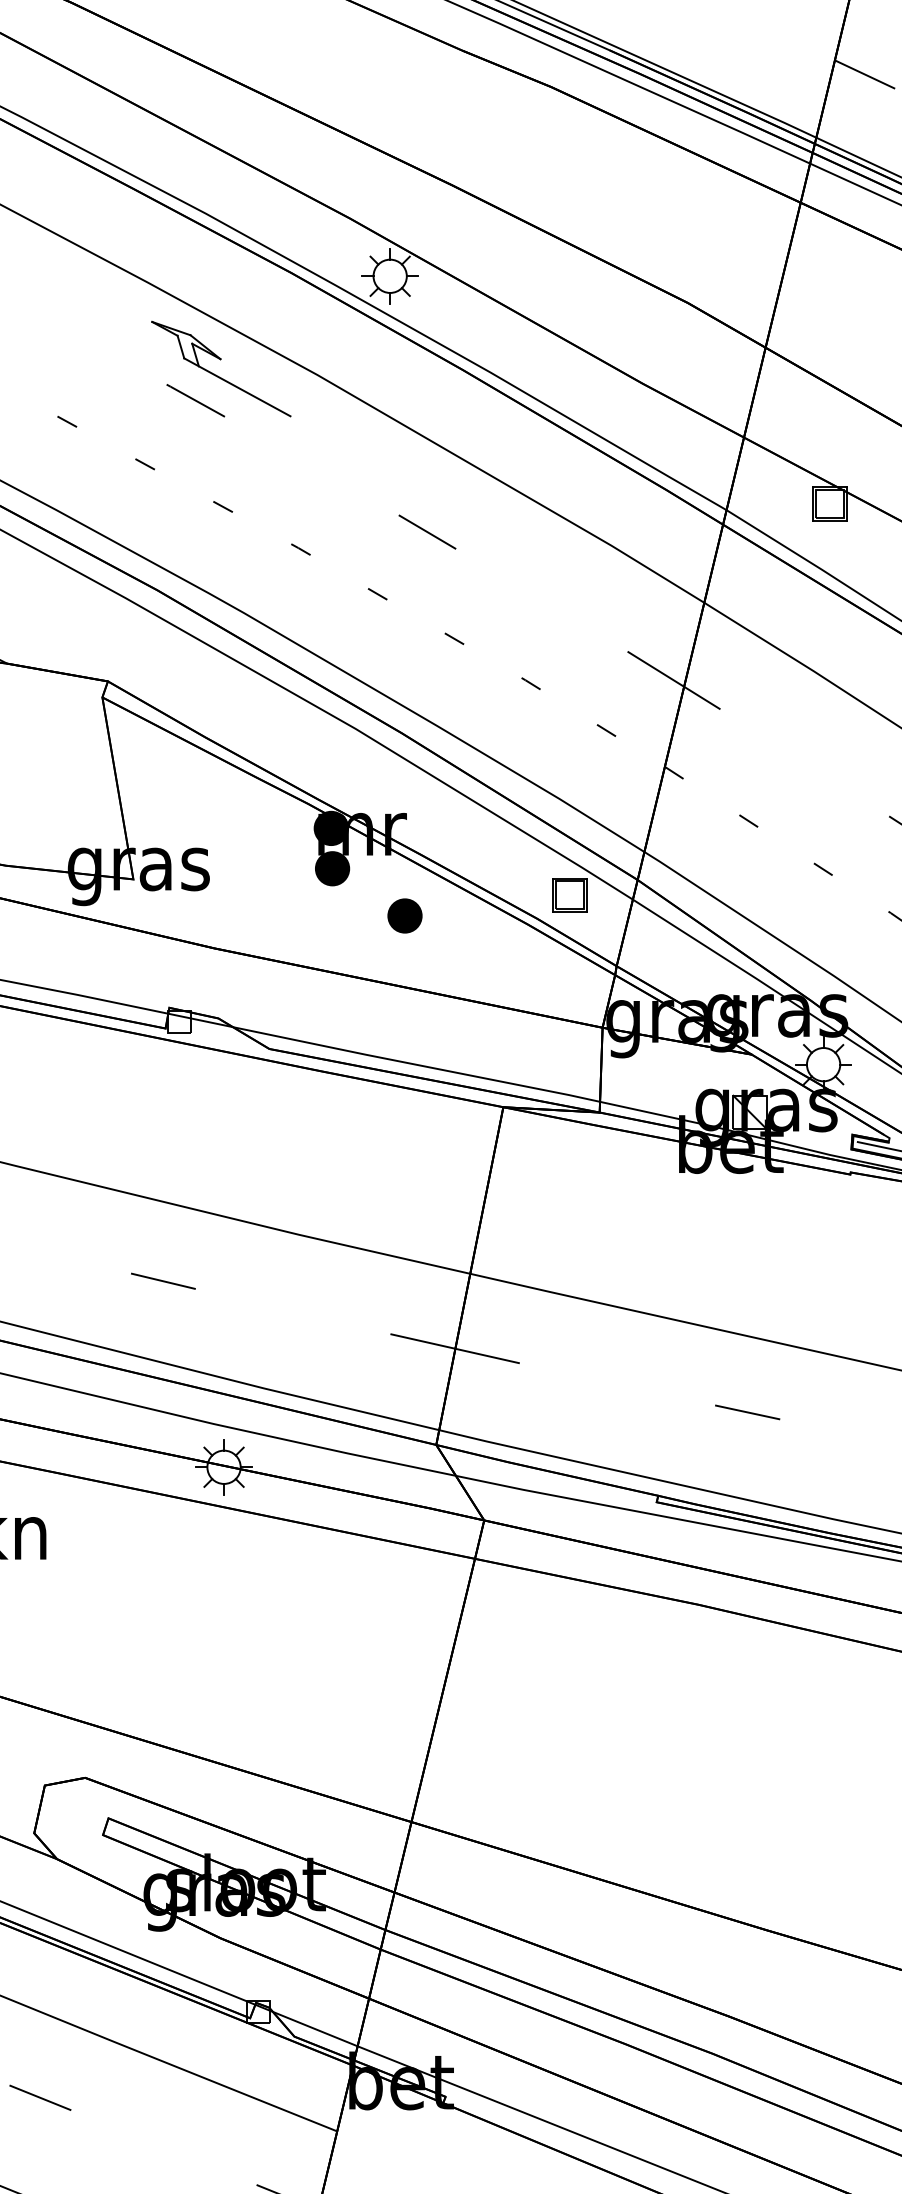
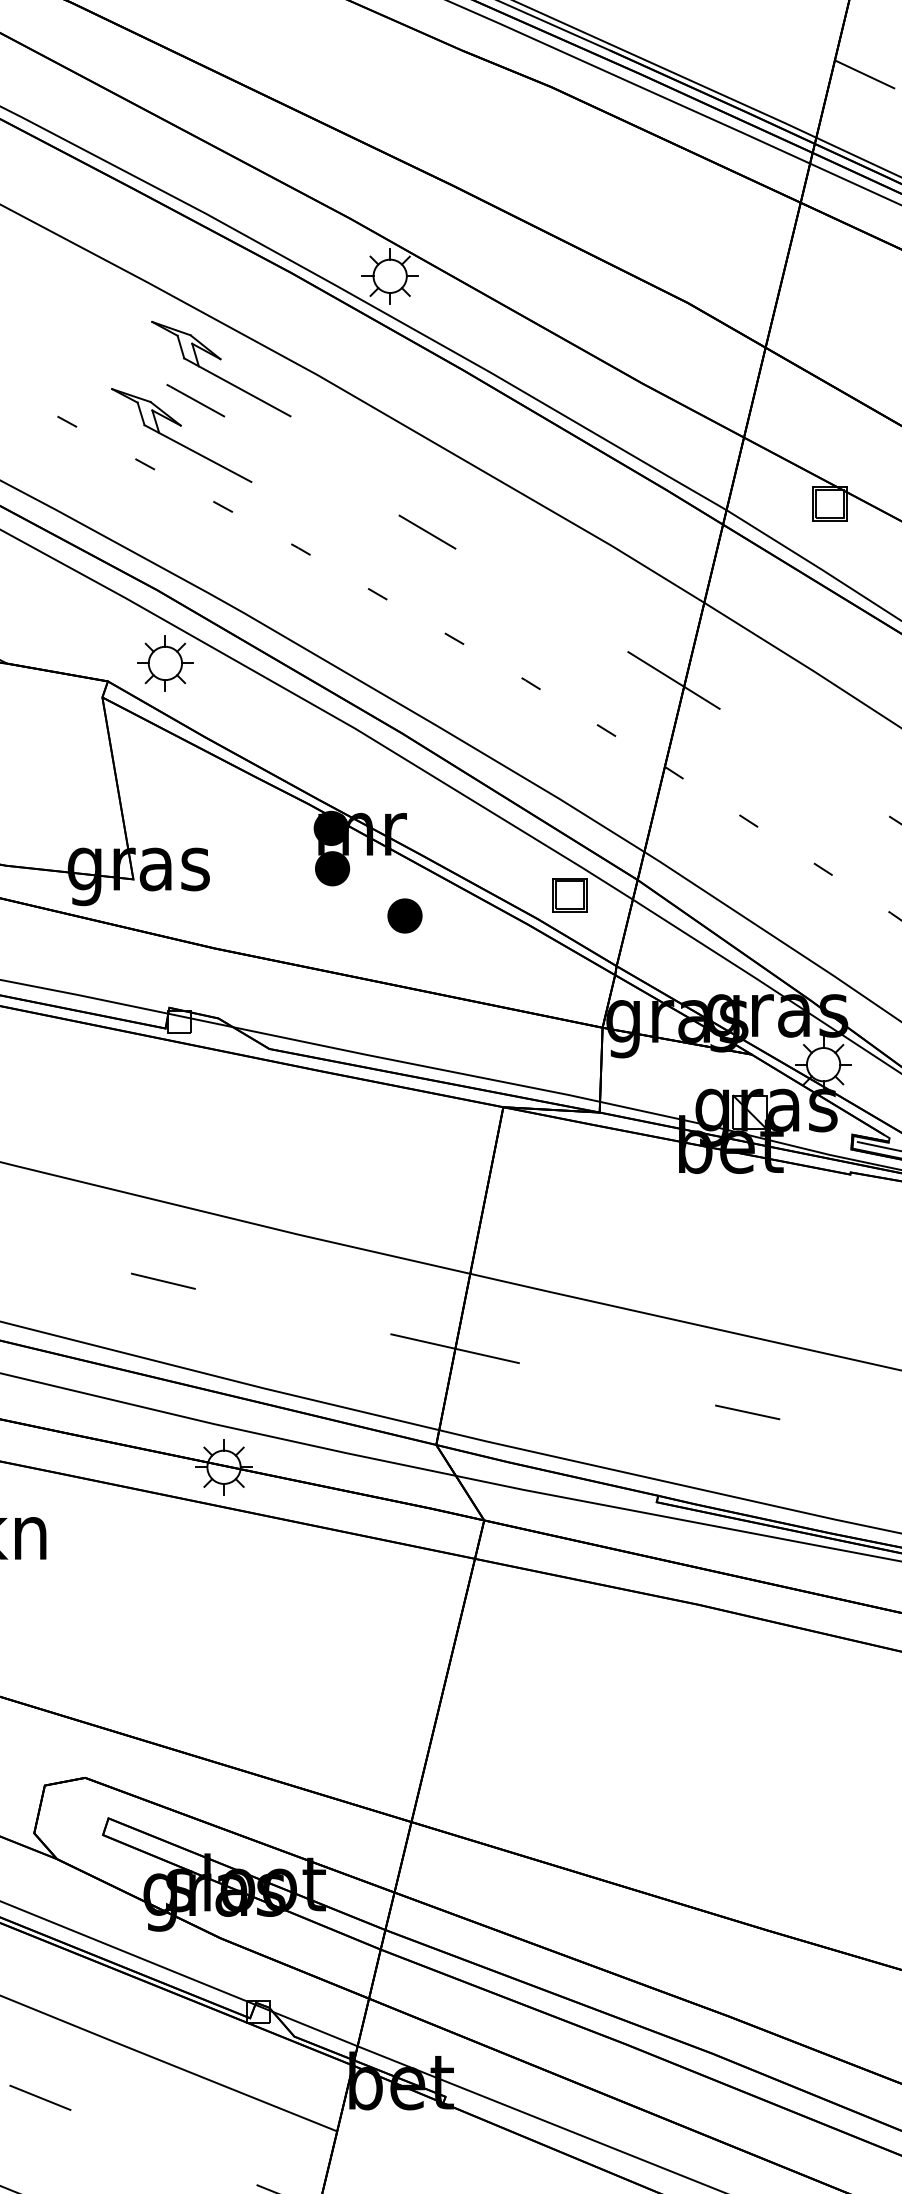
part: none -> present (177, 441)
part: none -> present (165, 663)
